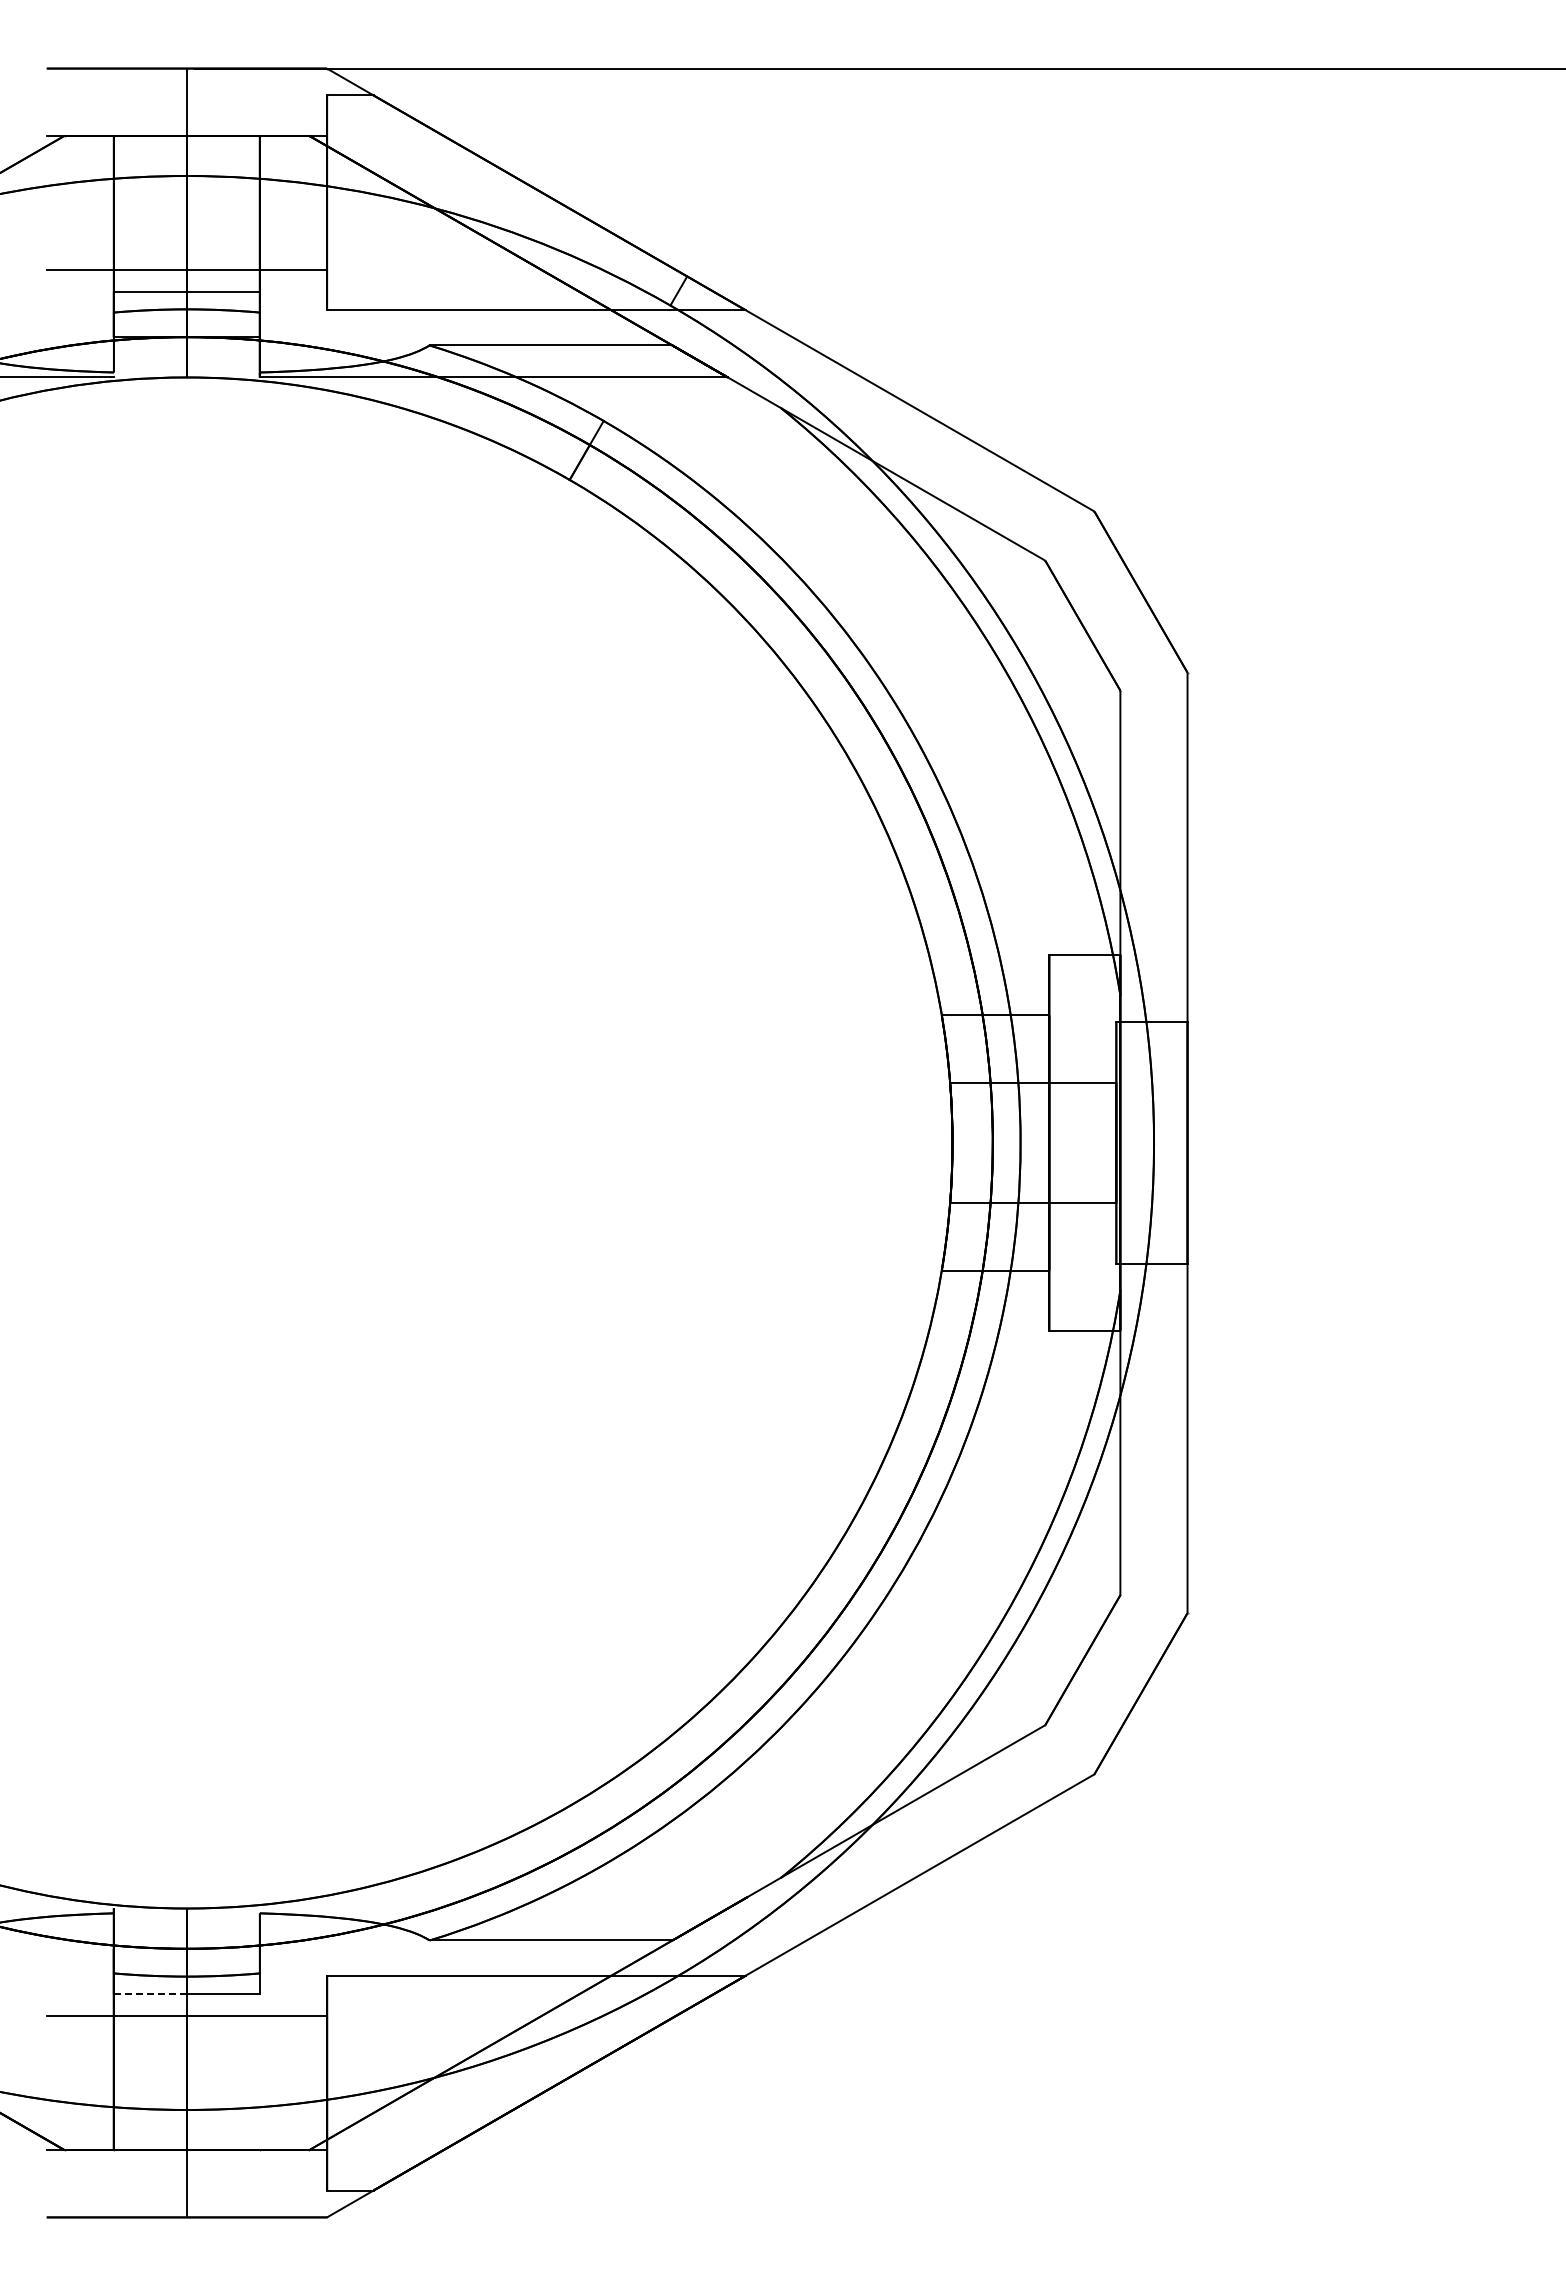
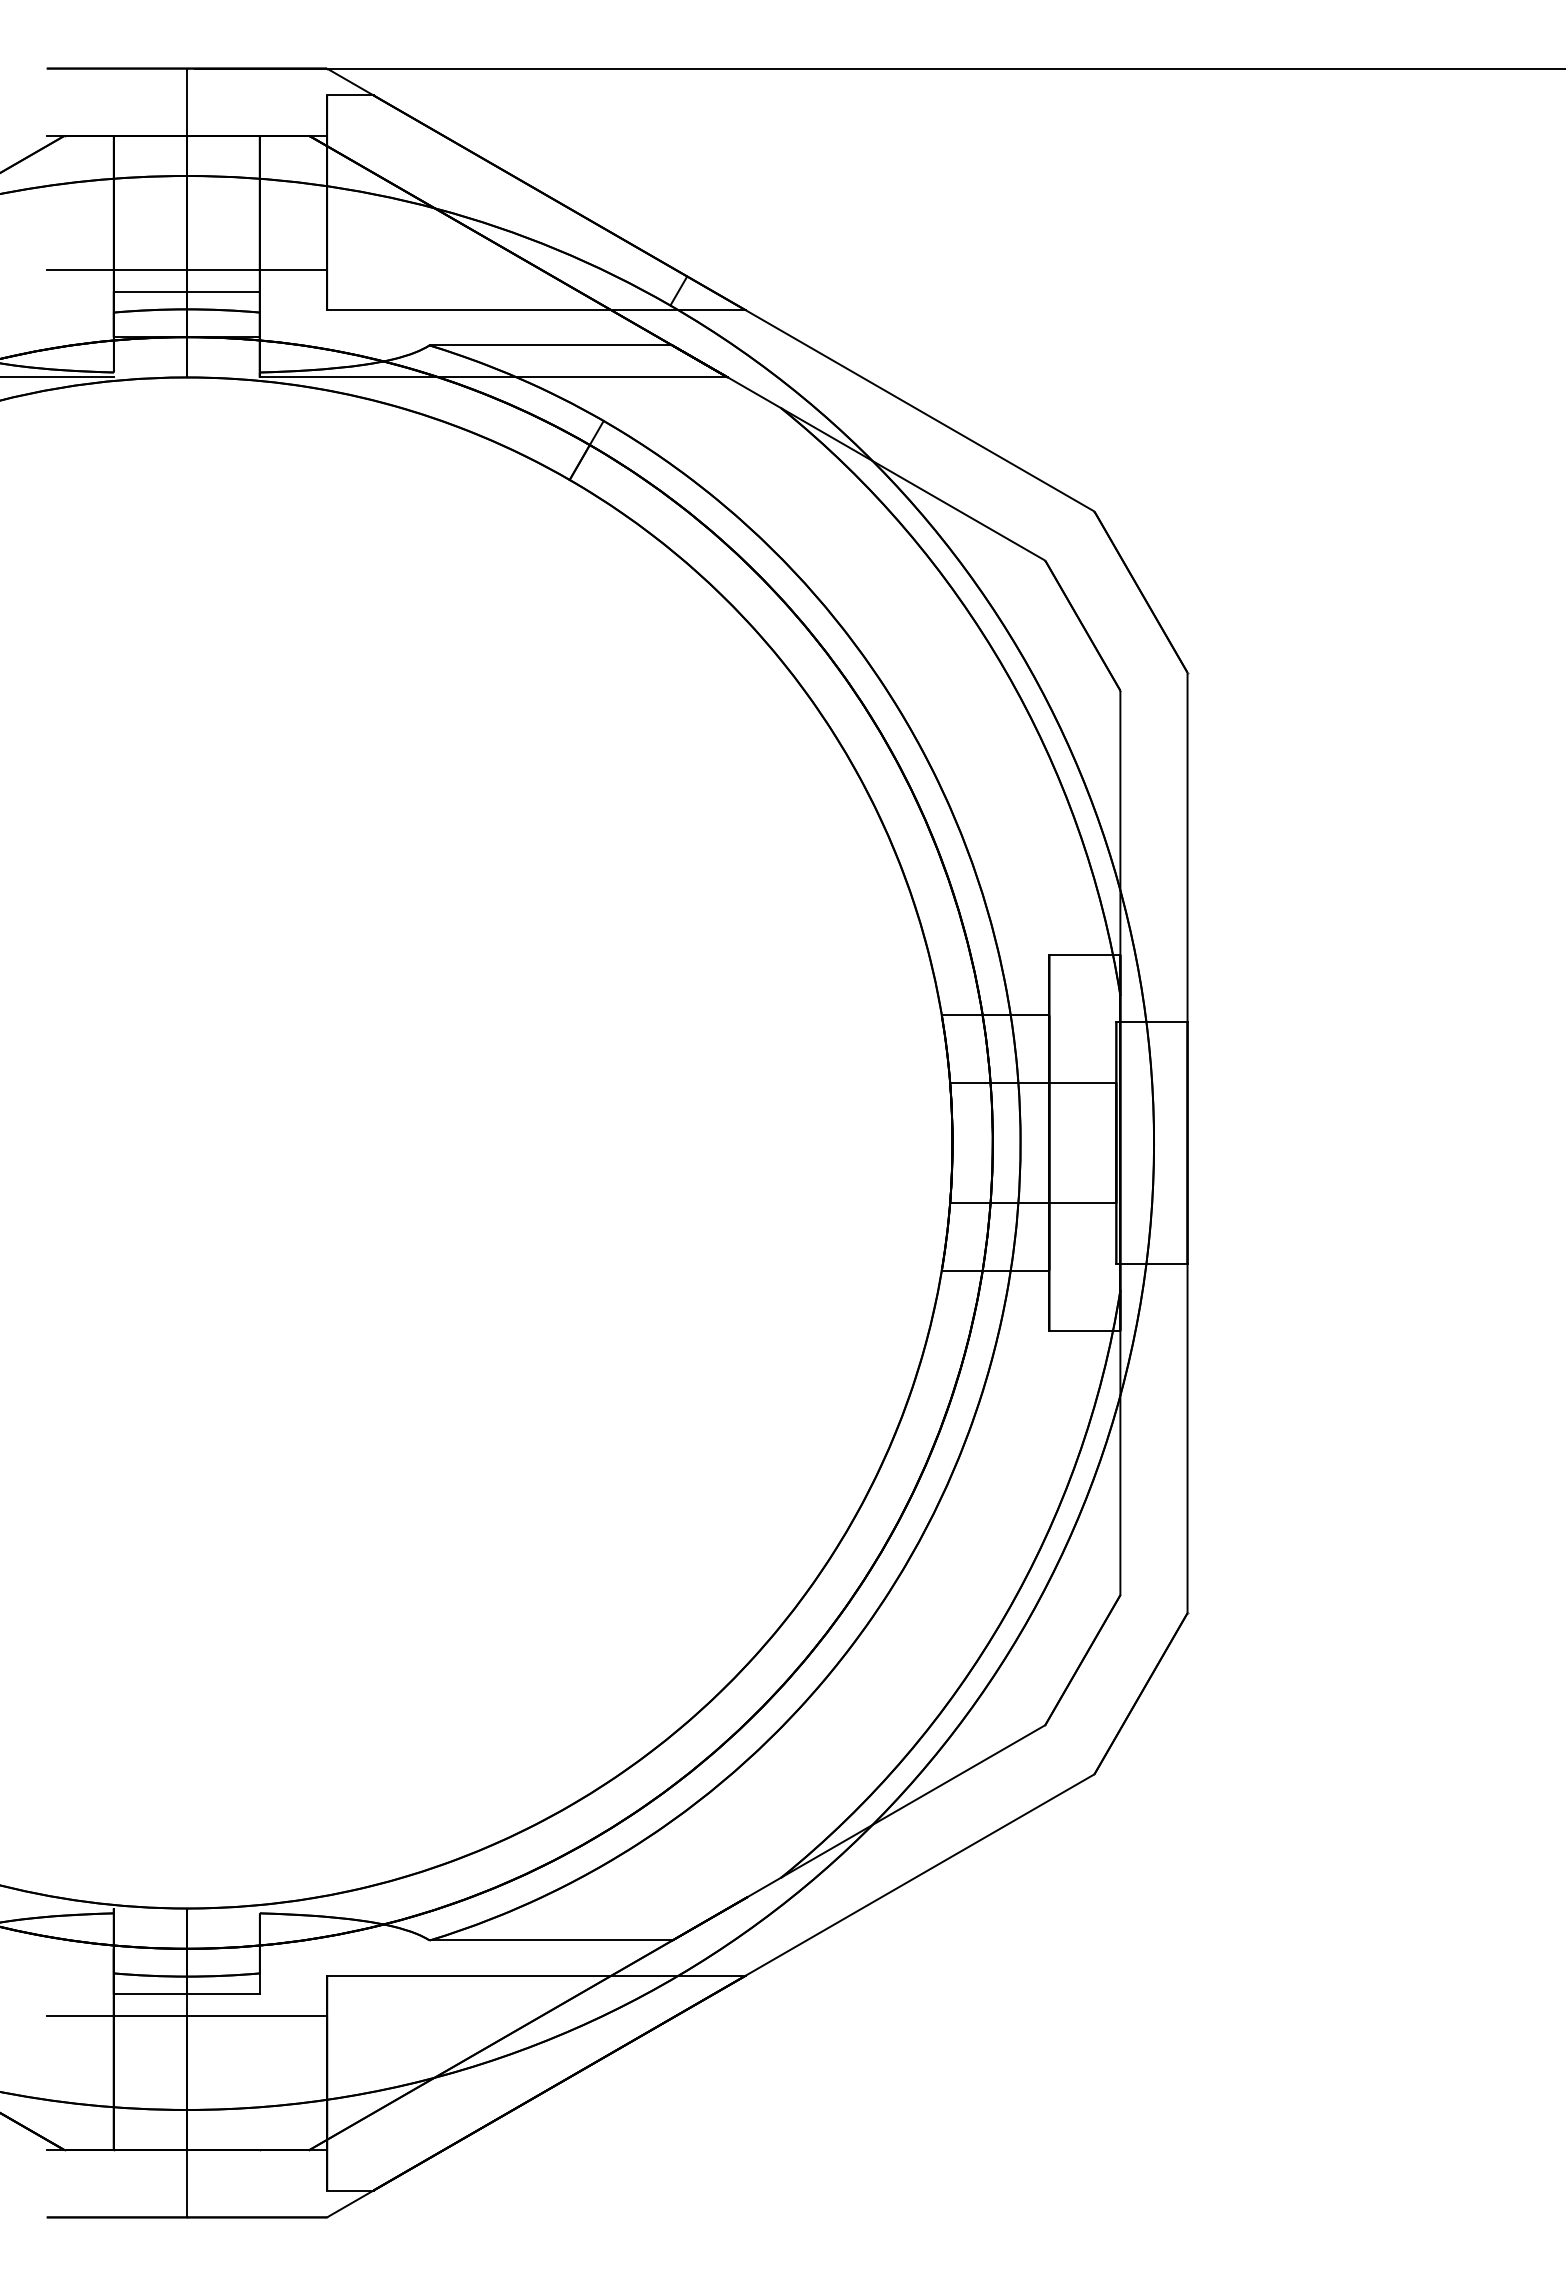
line: dashed -> solid (150, 1994)
